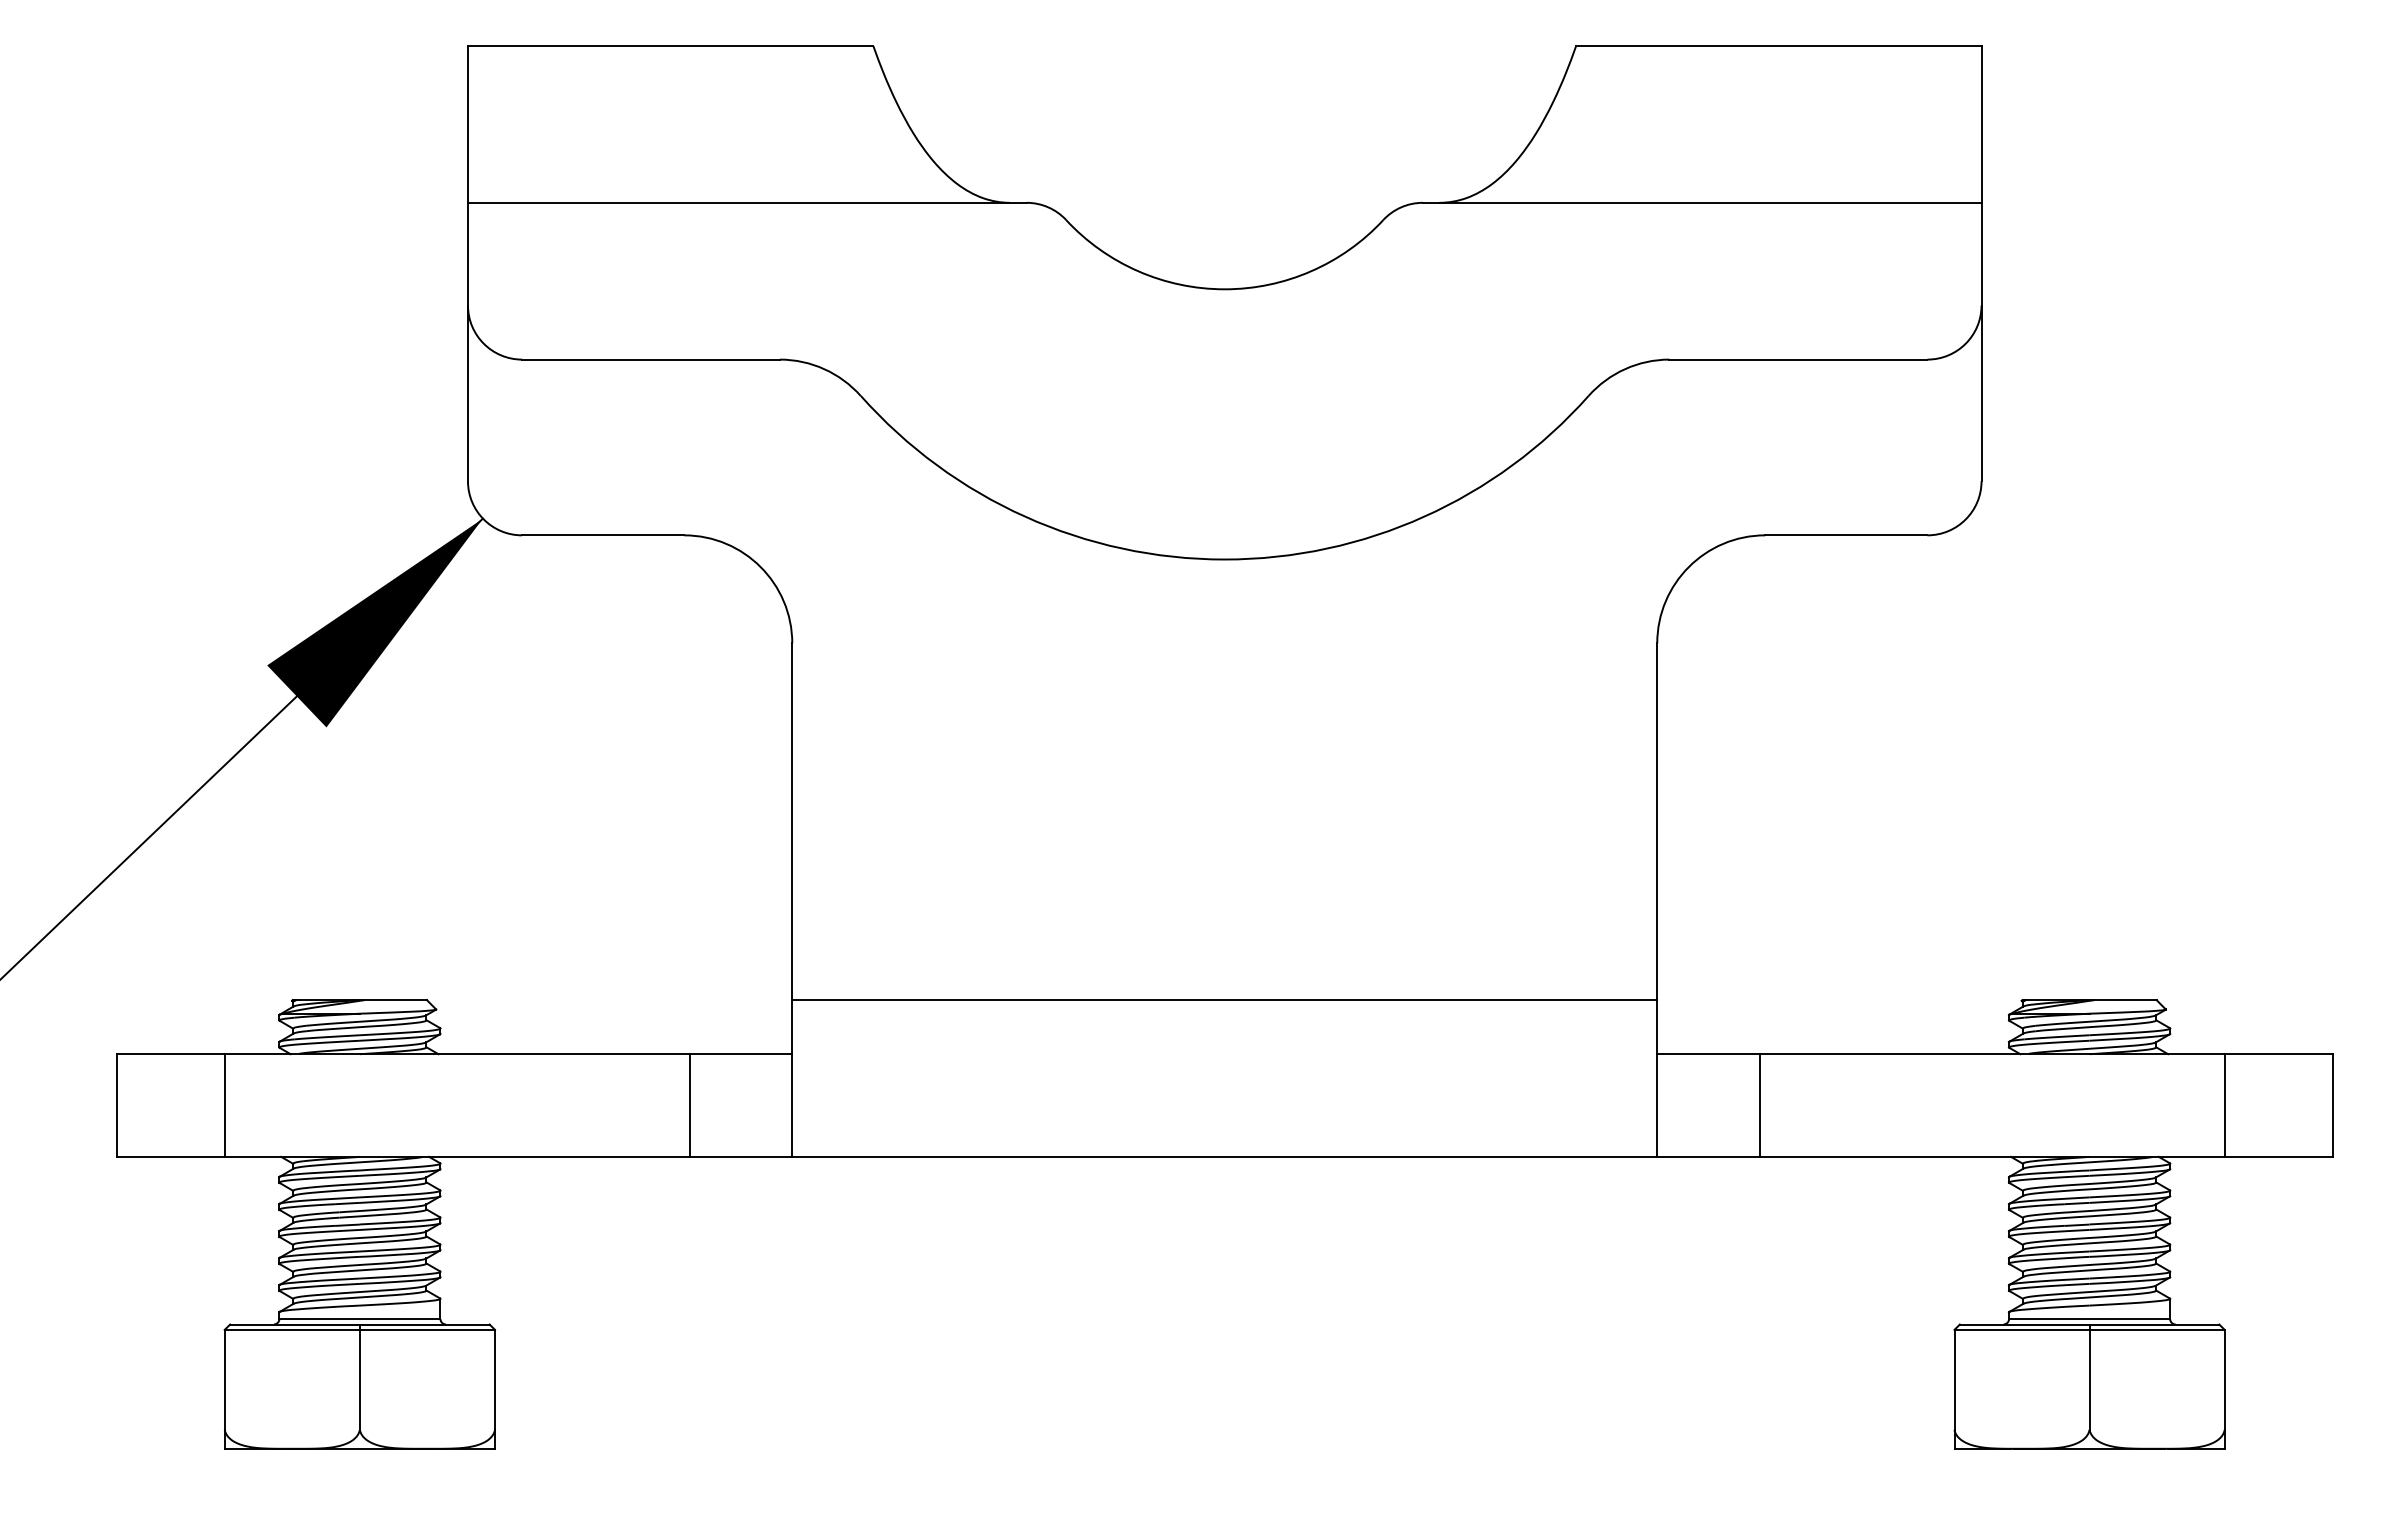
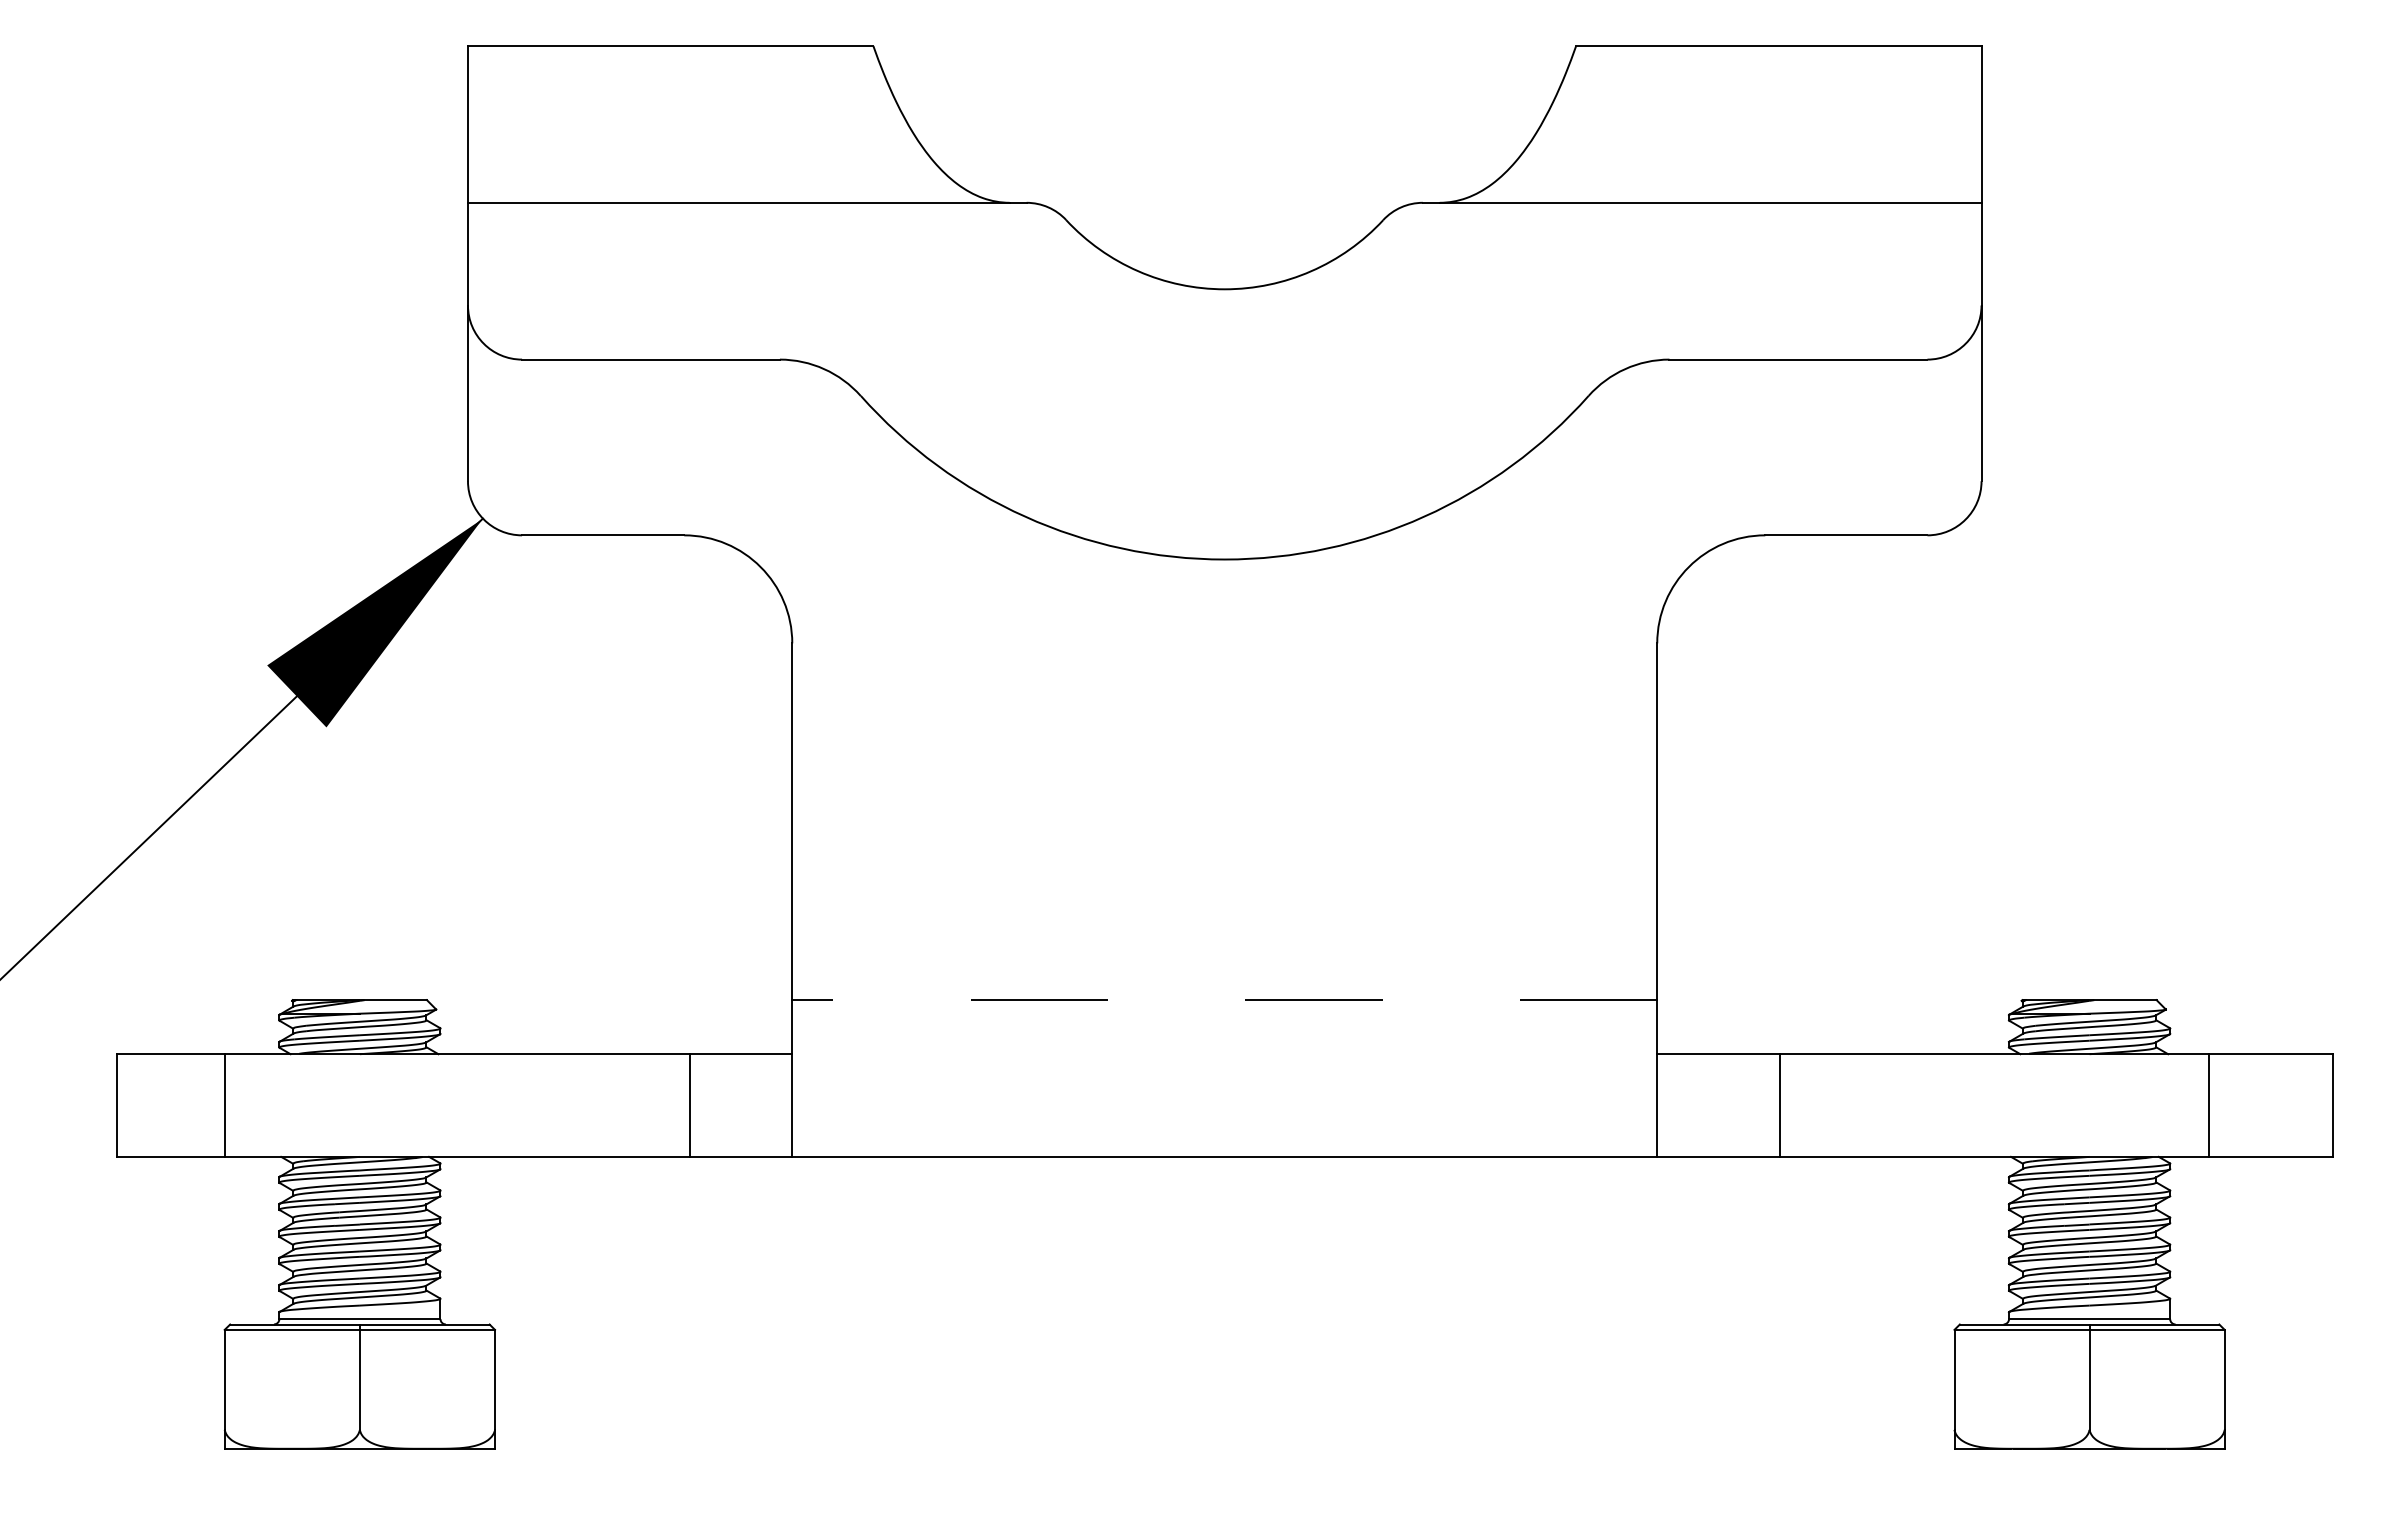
line: solid -> dashed (1224, 1000)
line position: (1759, 1105) -> (1779, 1105) (1779, 1105)
line position: (2224, 1105) -> (2208, 1105) (2208, 1105)
